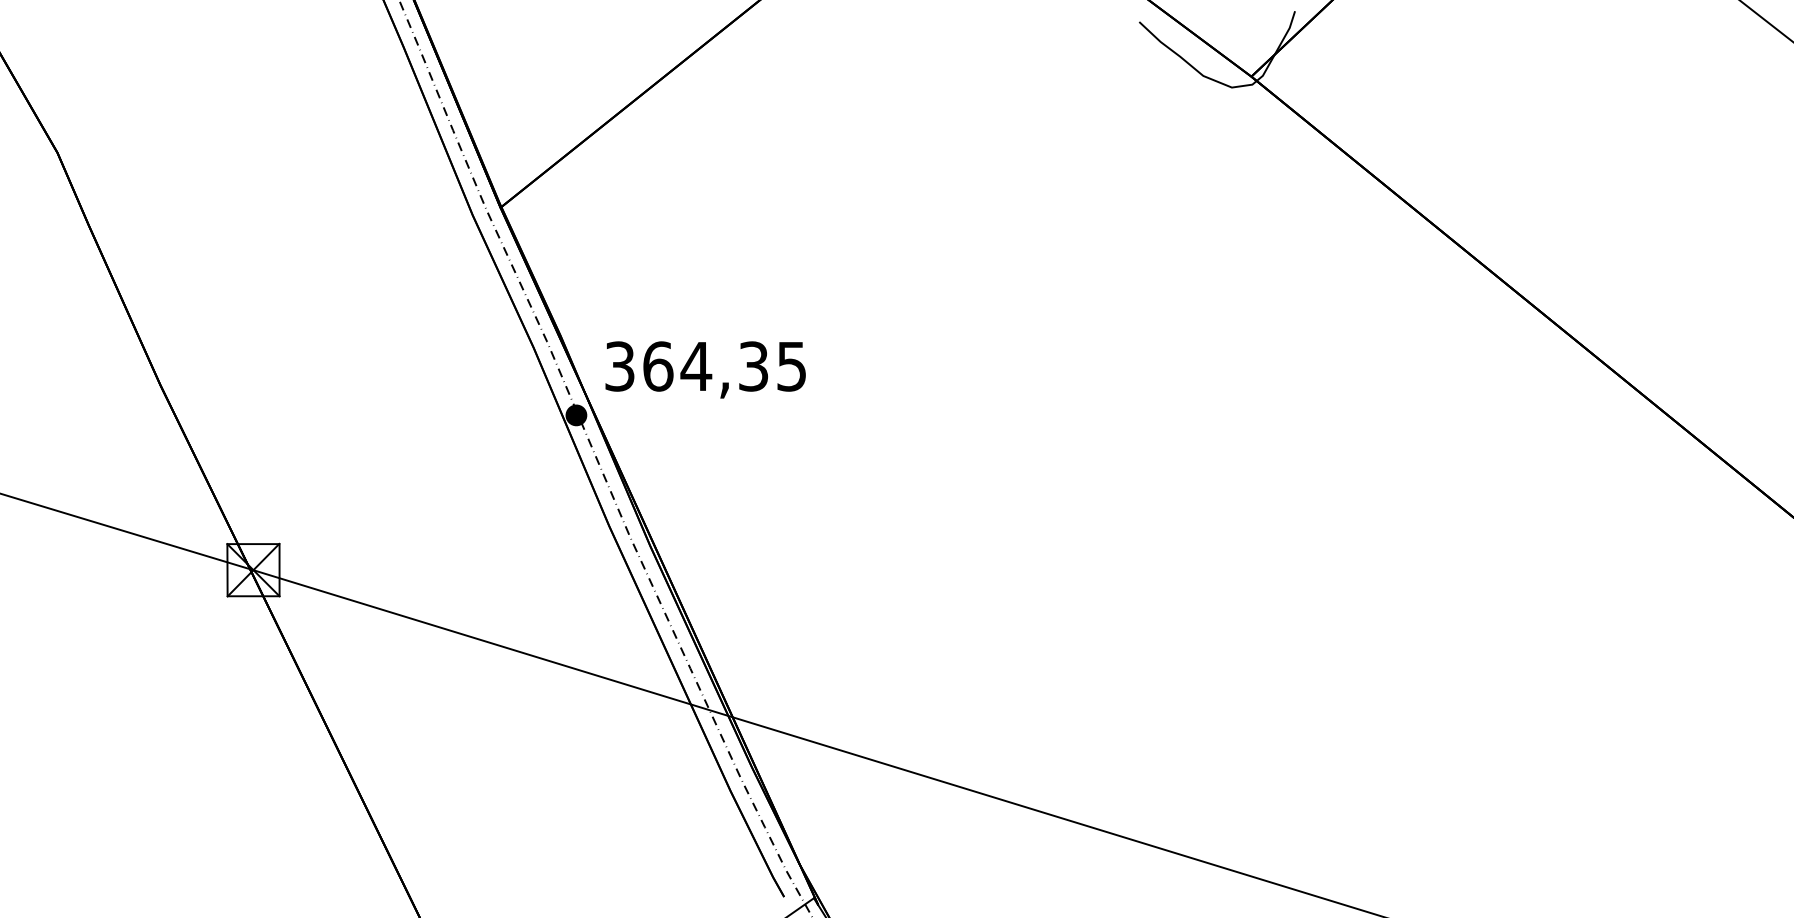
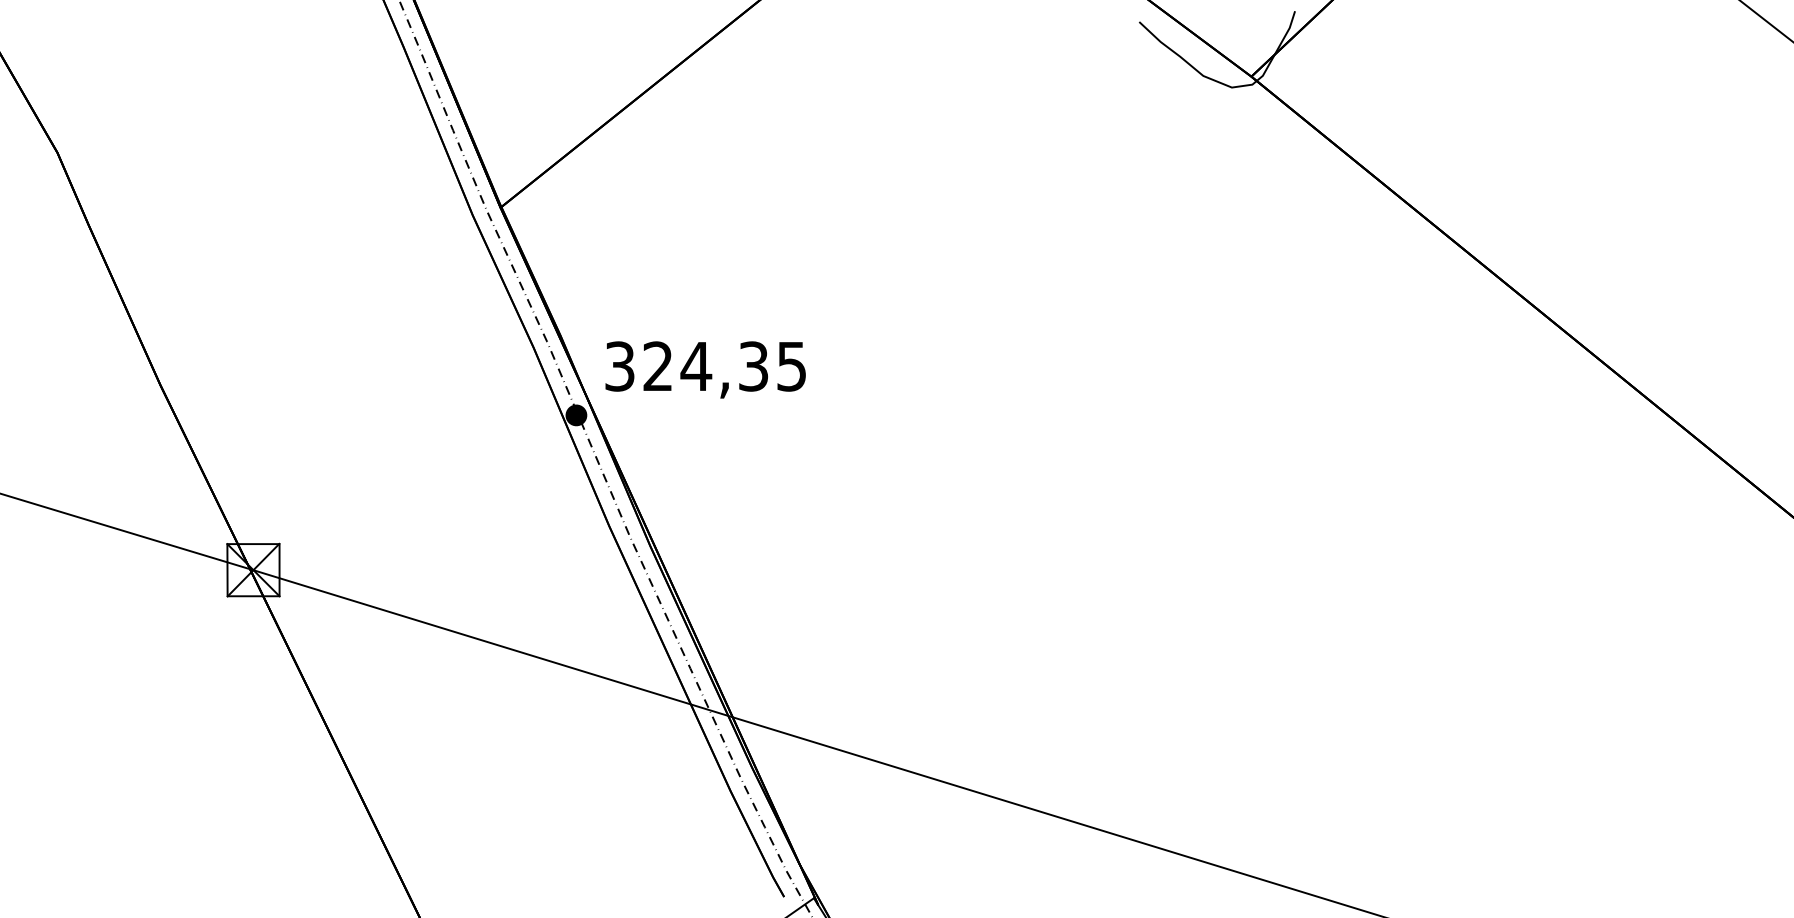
text: 364,35 -> 324,35 (658, 366)
